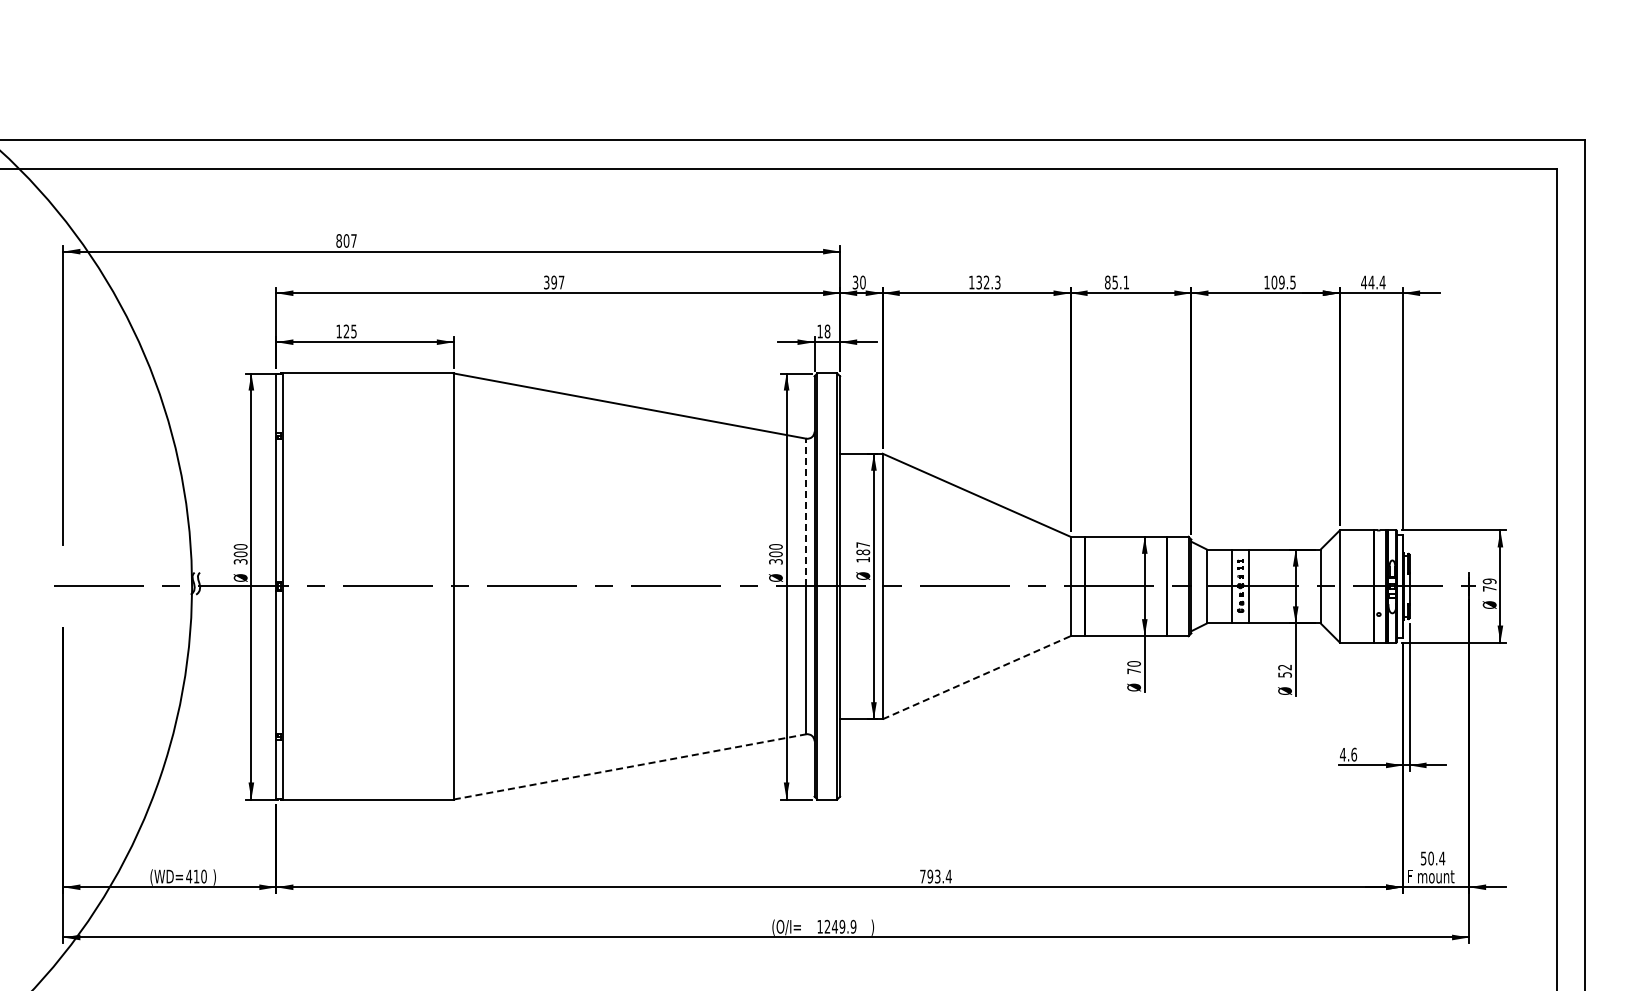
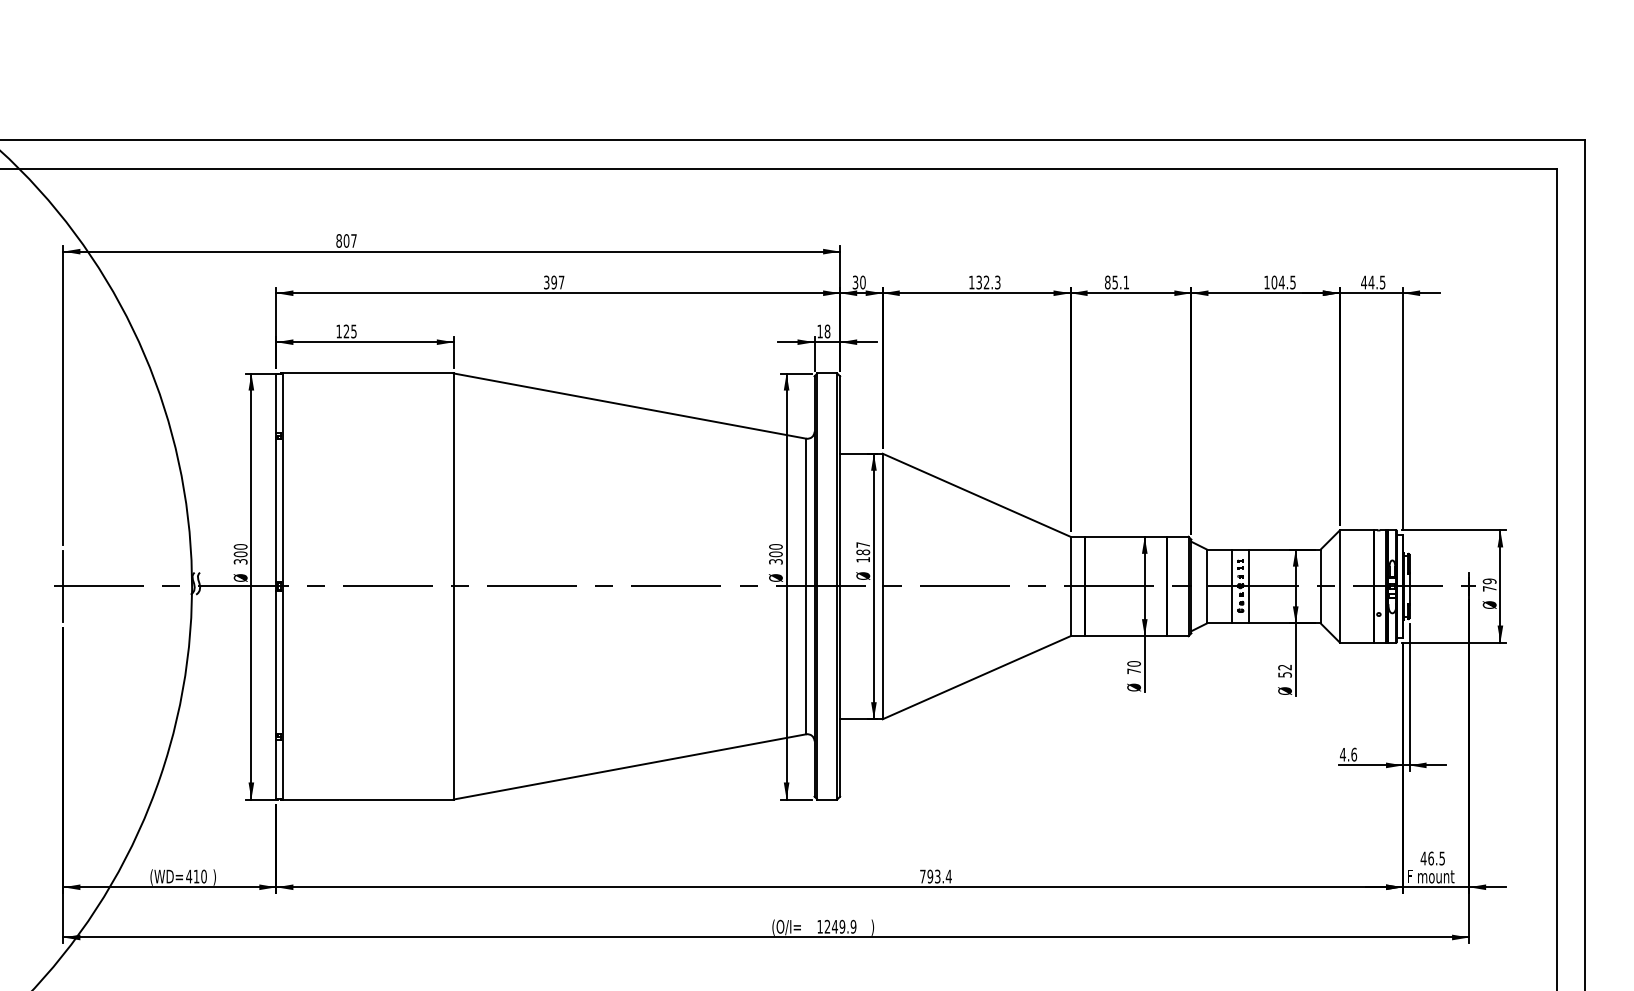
text: 109.5 -> 104.5 (1281, 282)
text: 44.4 -> 44.5 (1382, 282)
line: dashed -> solid (806, 512)
line: none -> present (63, 586)
line: dashed -> solid (976, 677)
line: dashed -> solid (630, 766)
text: 50.4 -> 46.5 (1432, 858)
